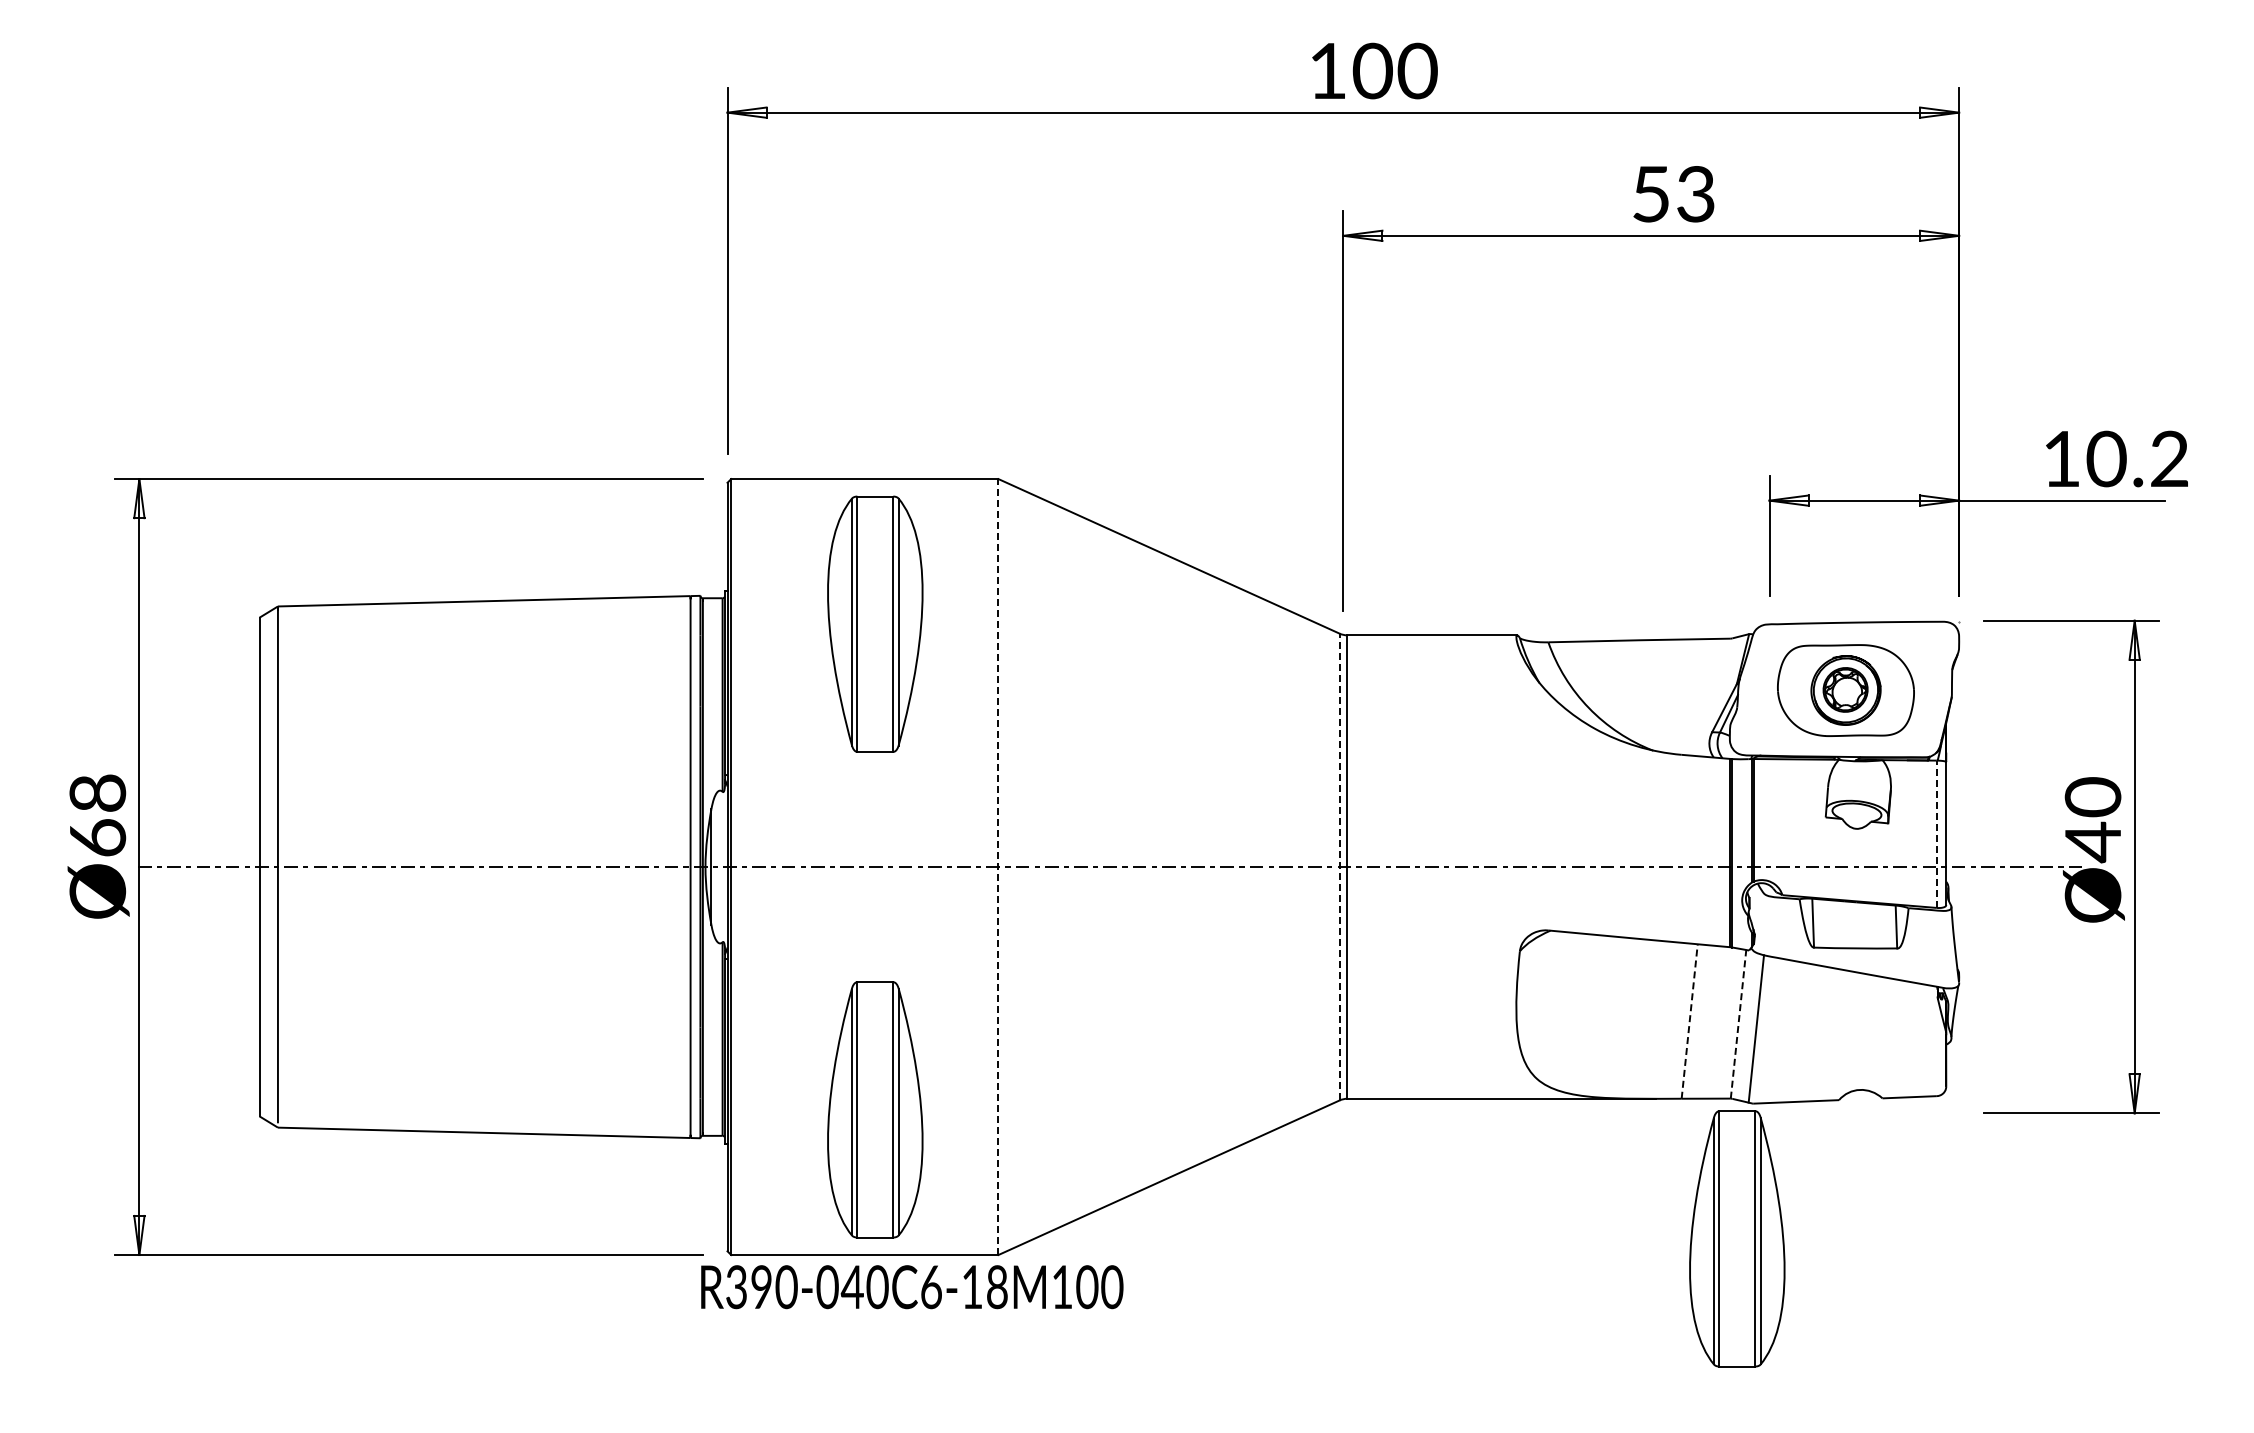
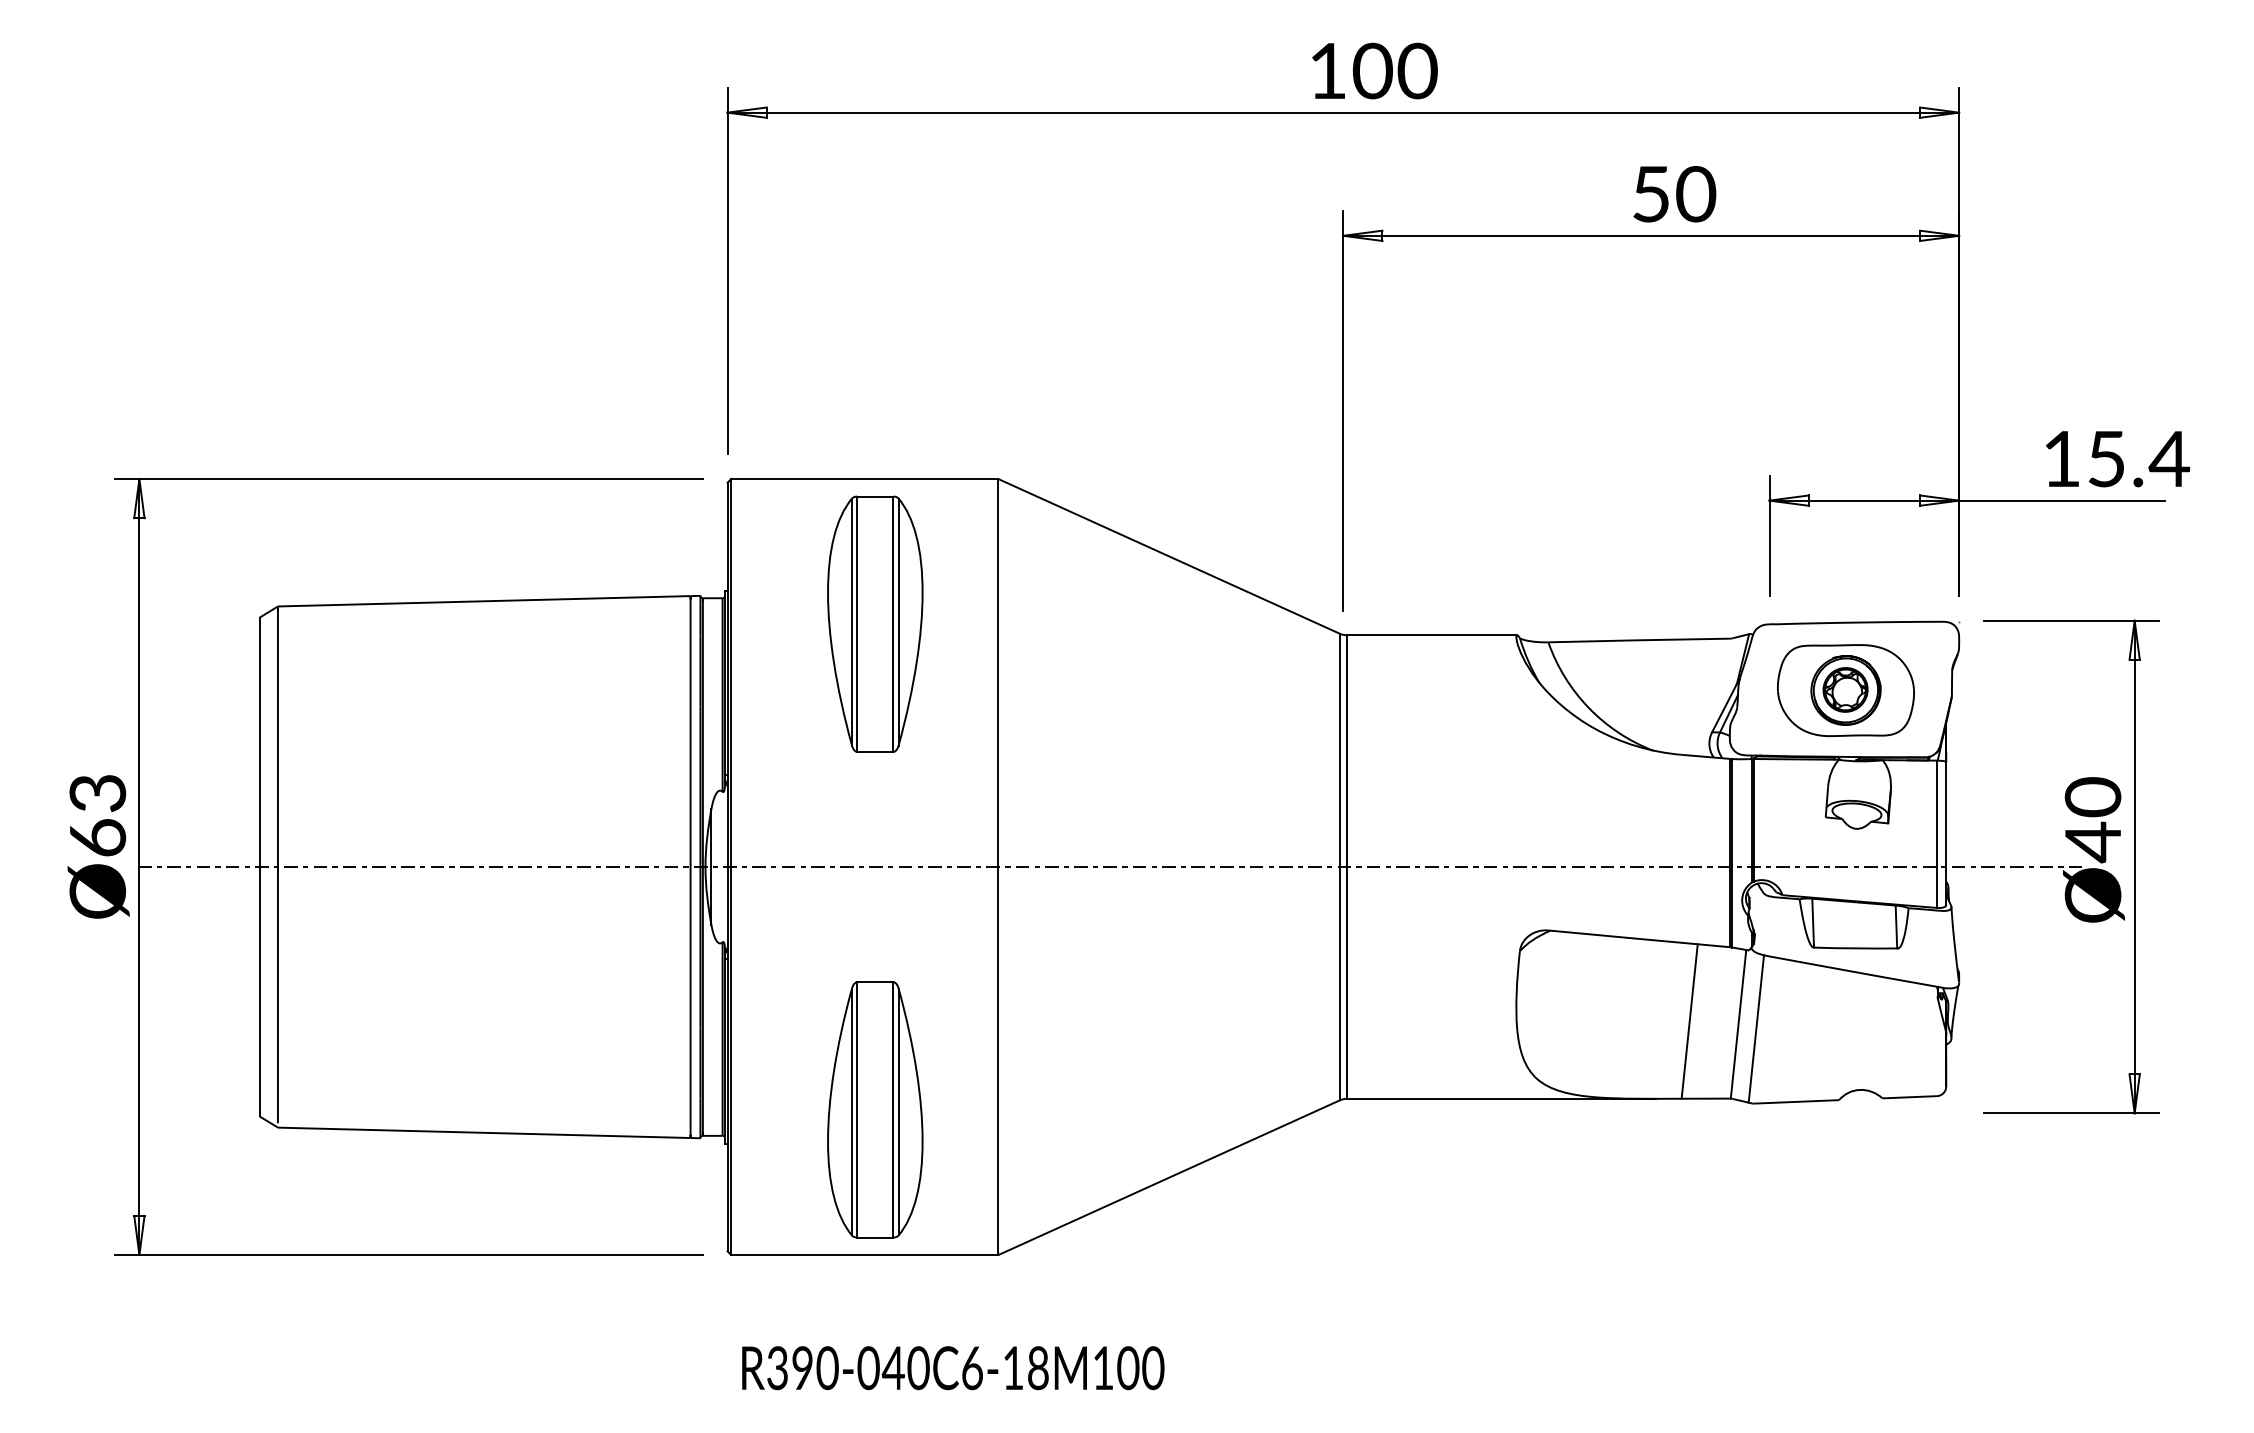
text: 53 -> 50 (1696, 194)
text: 10.2 -> 15.4 (2138, 458)
text: Ø68 -> Ø63 (97, 793)
line: dashed -> solid (1936, 834)
line: dashed -> solid (1339, 866)
line: dashed -> solid (998, 867)
line: dashed -> solid (1689, 1021)
line: dashed -> solid (1738, 1024)
part: present -> none (1737, 1238)
text position: (912, 1287) -> (953, 1368) (953, 1368)
